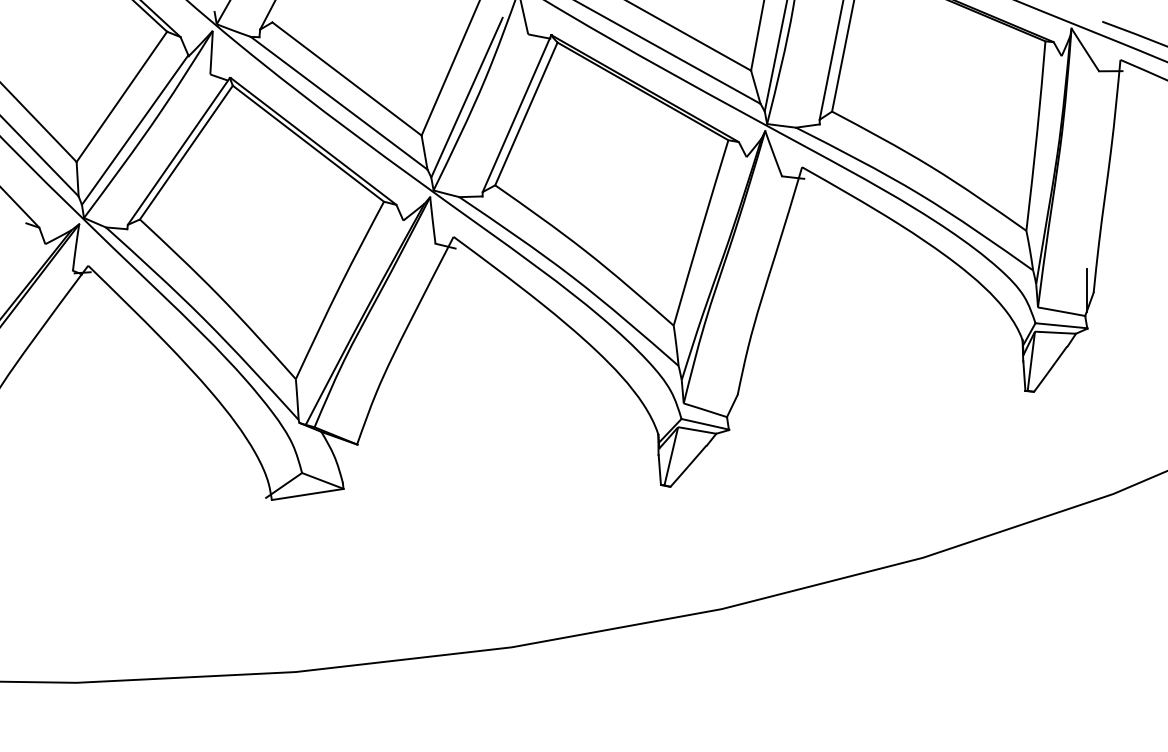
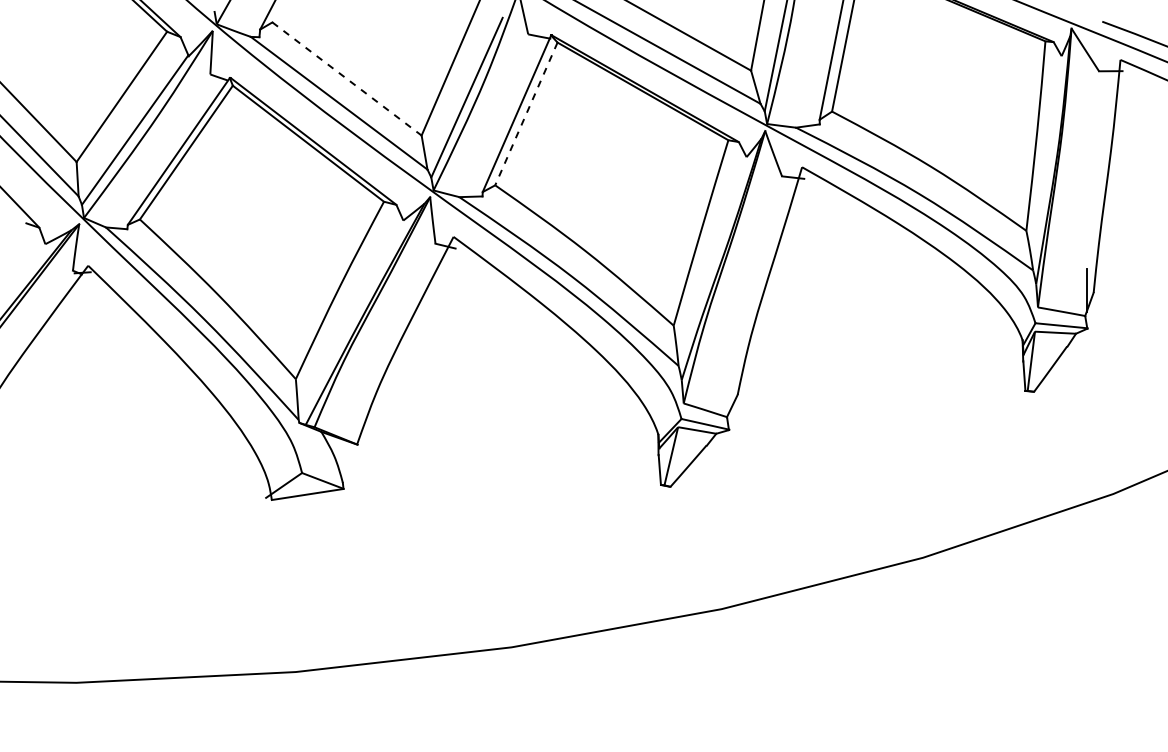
line: solid -> dashed (347, 79)
line: solid -> dashed (526, 113)
